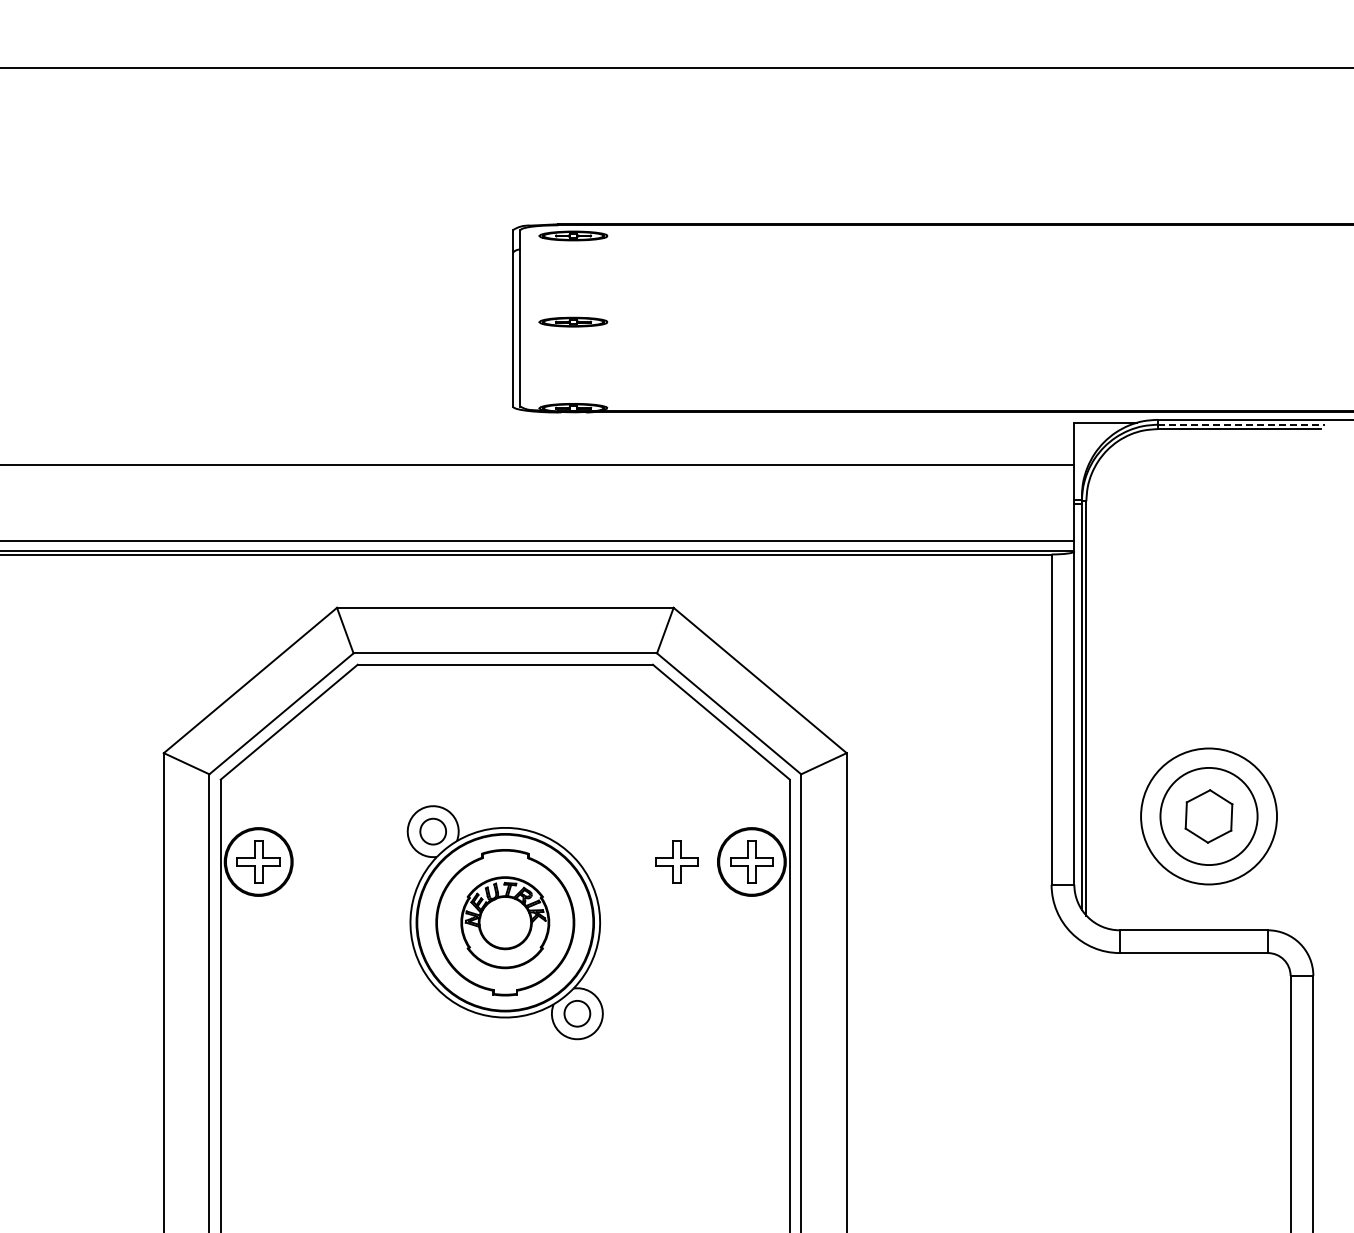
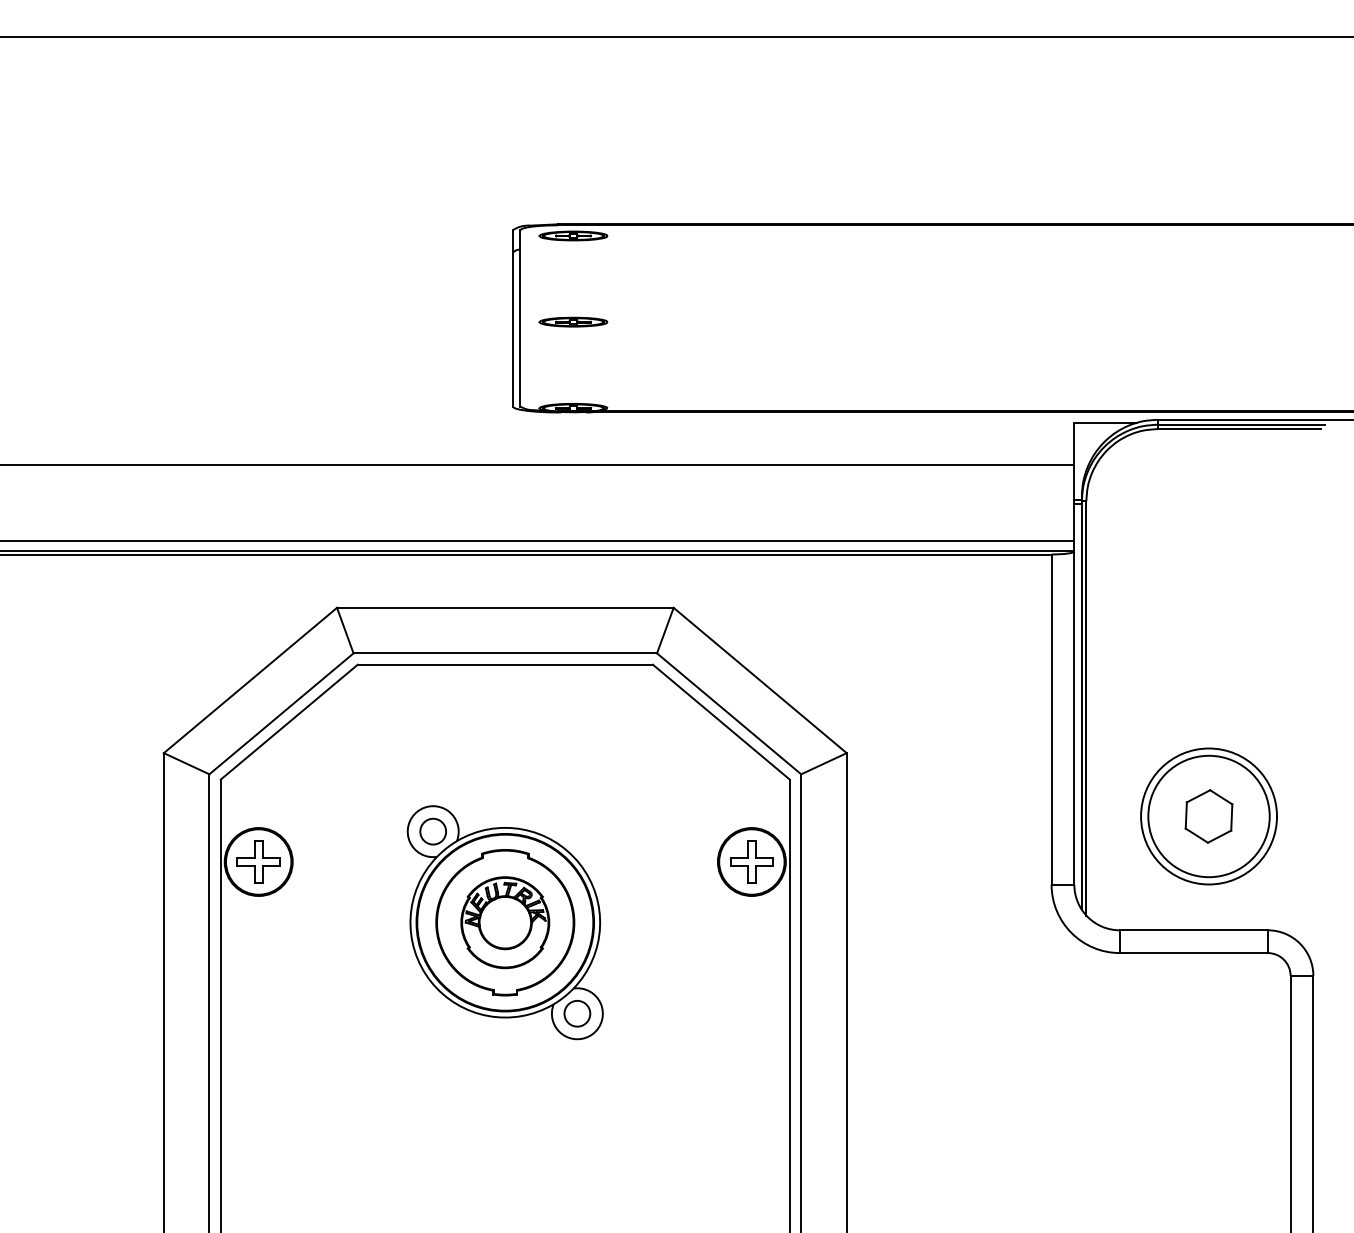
line position: (676, 68) -> (676, 37) (676, 37)
line: dashed -> solid (1241, 424)
circle diameter: 97 px -> 121 px (1208, 816)
part: present -> none (676, 861)
